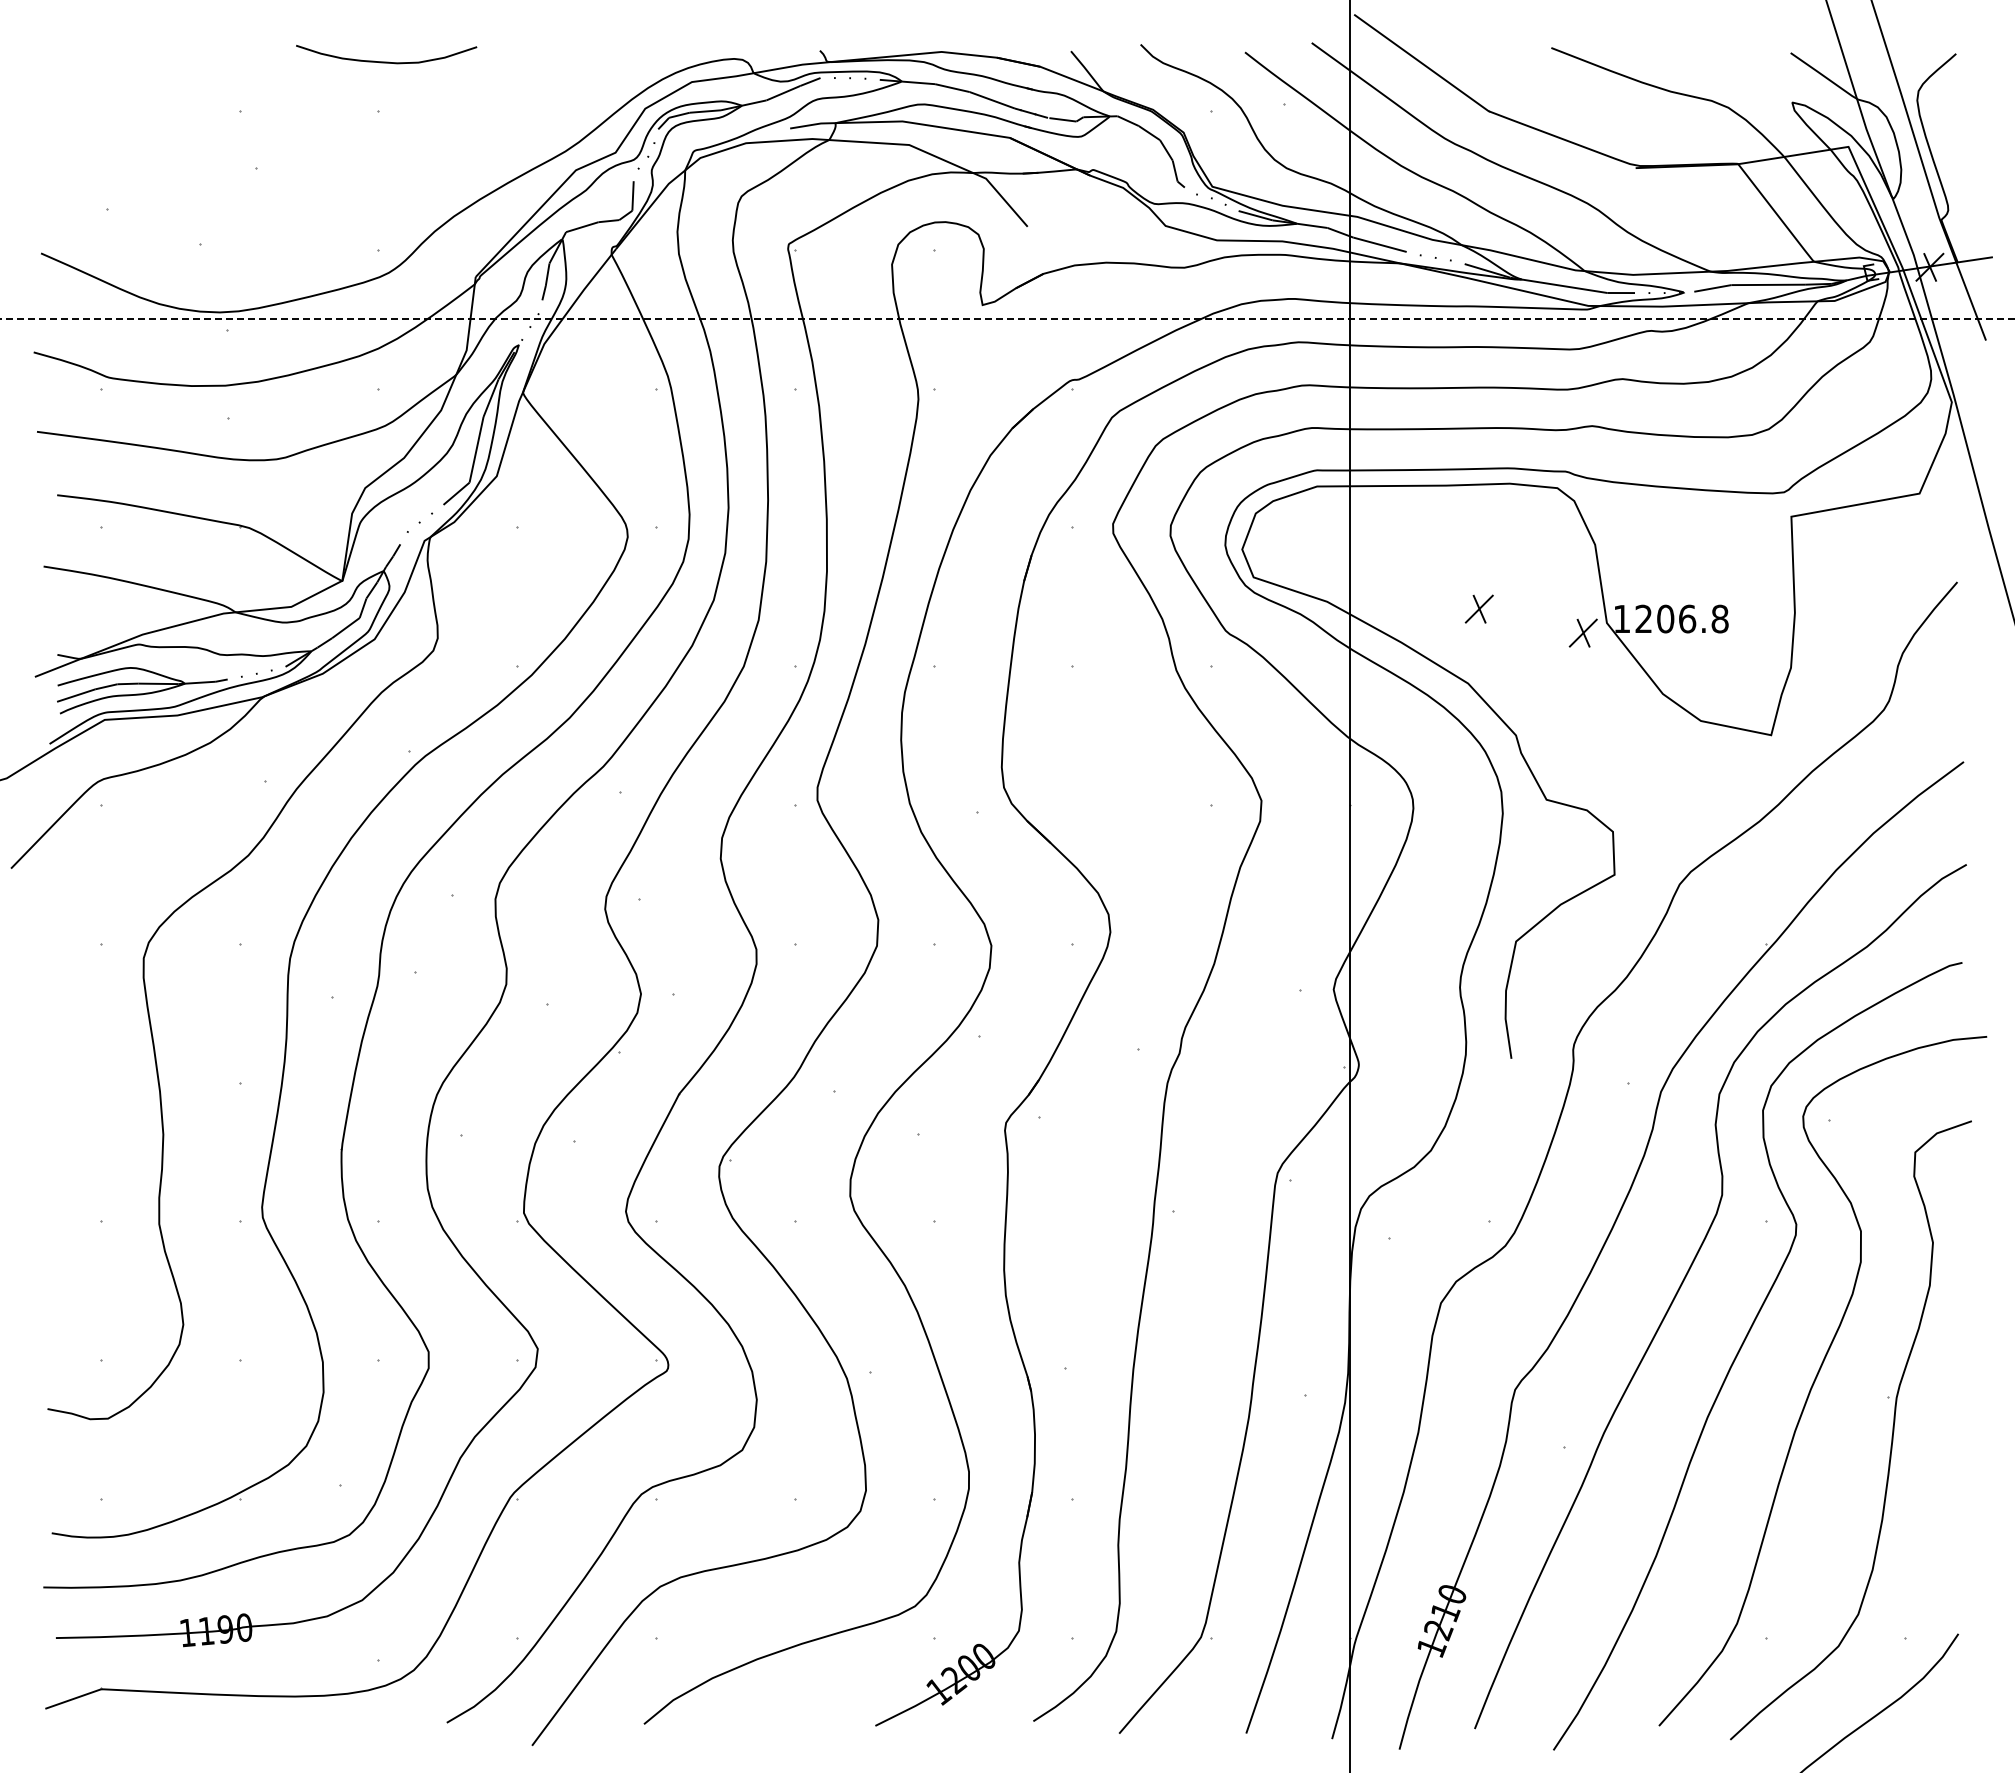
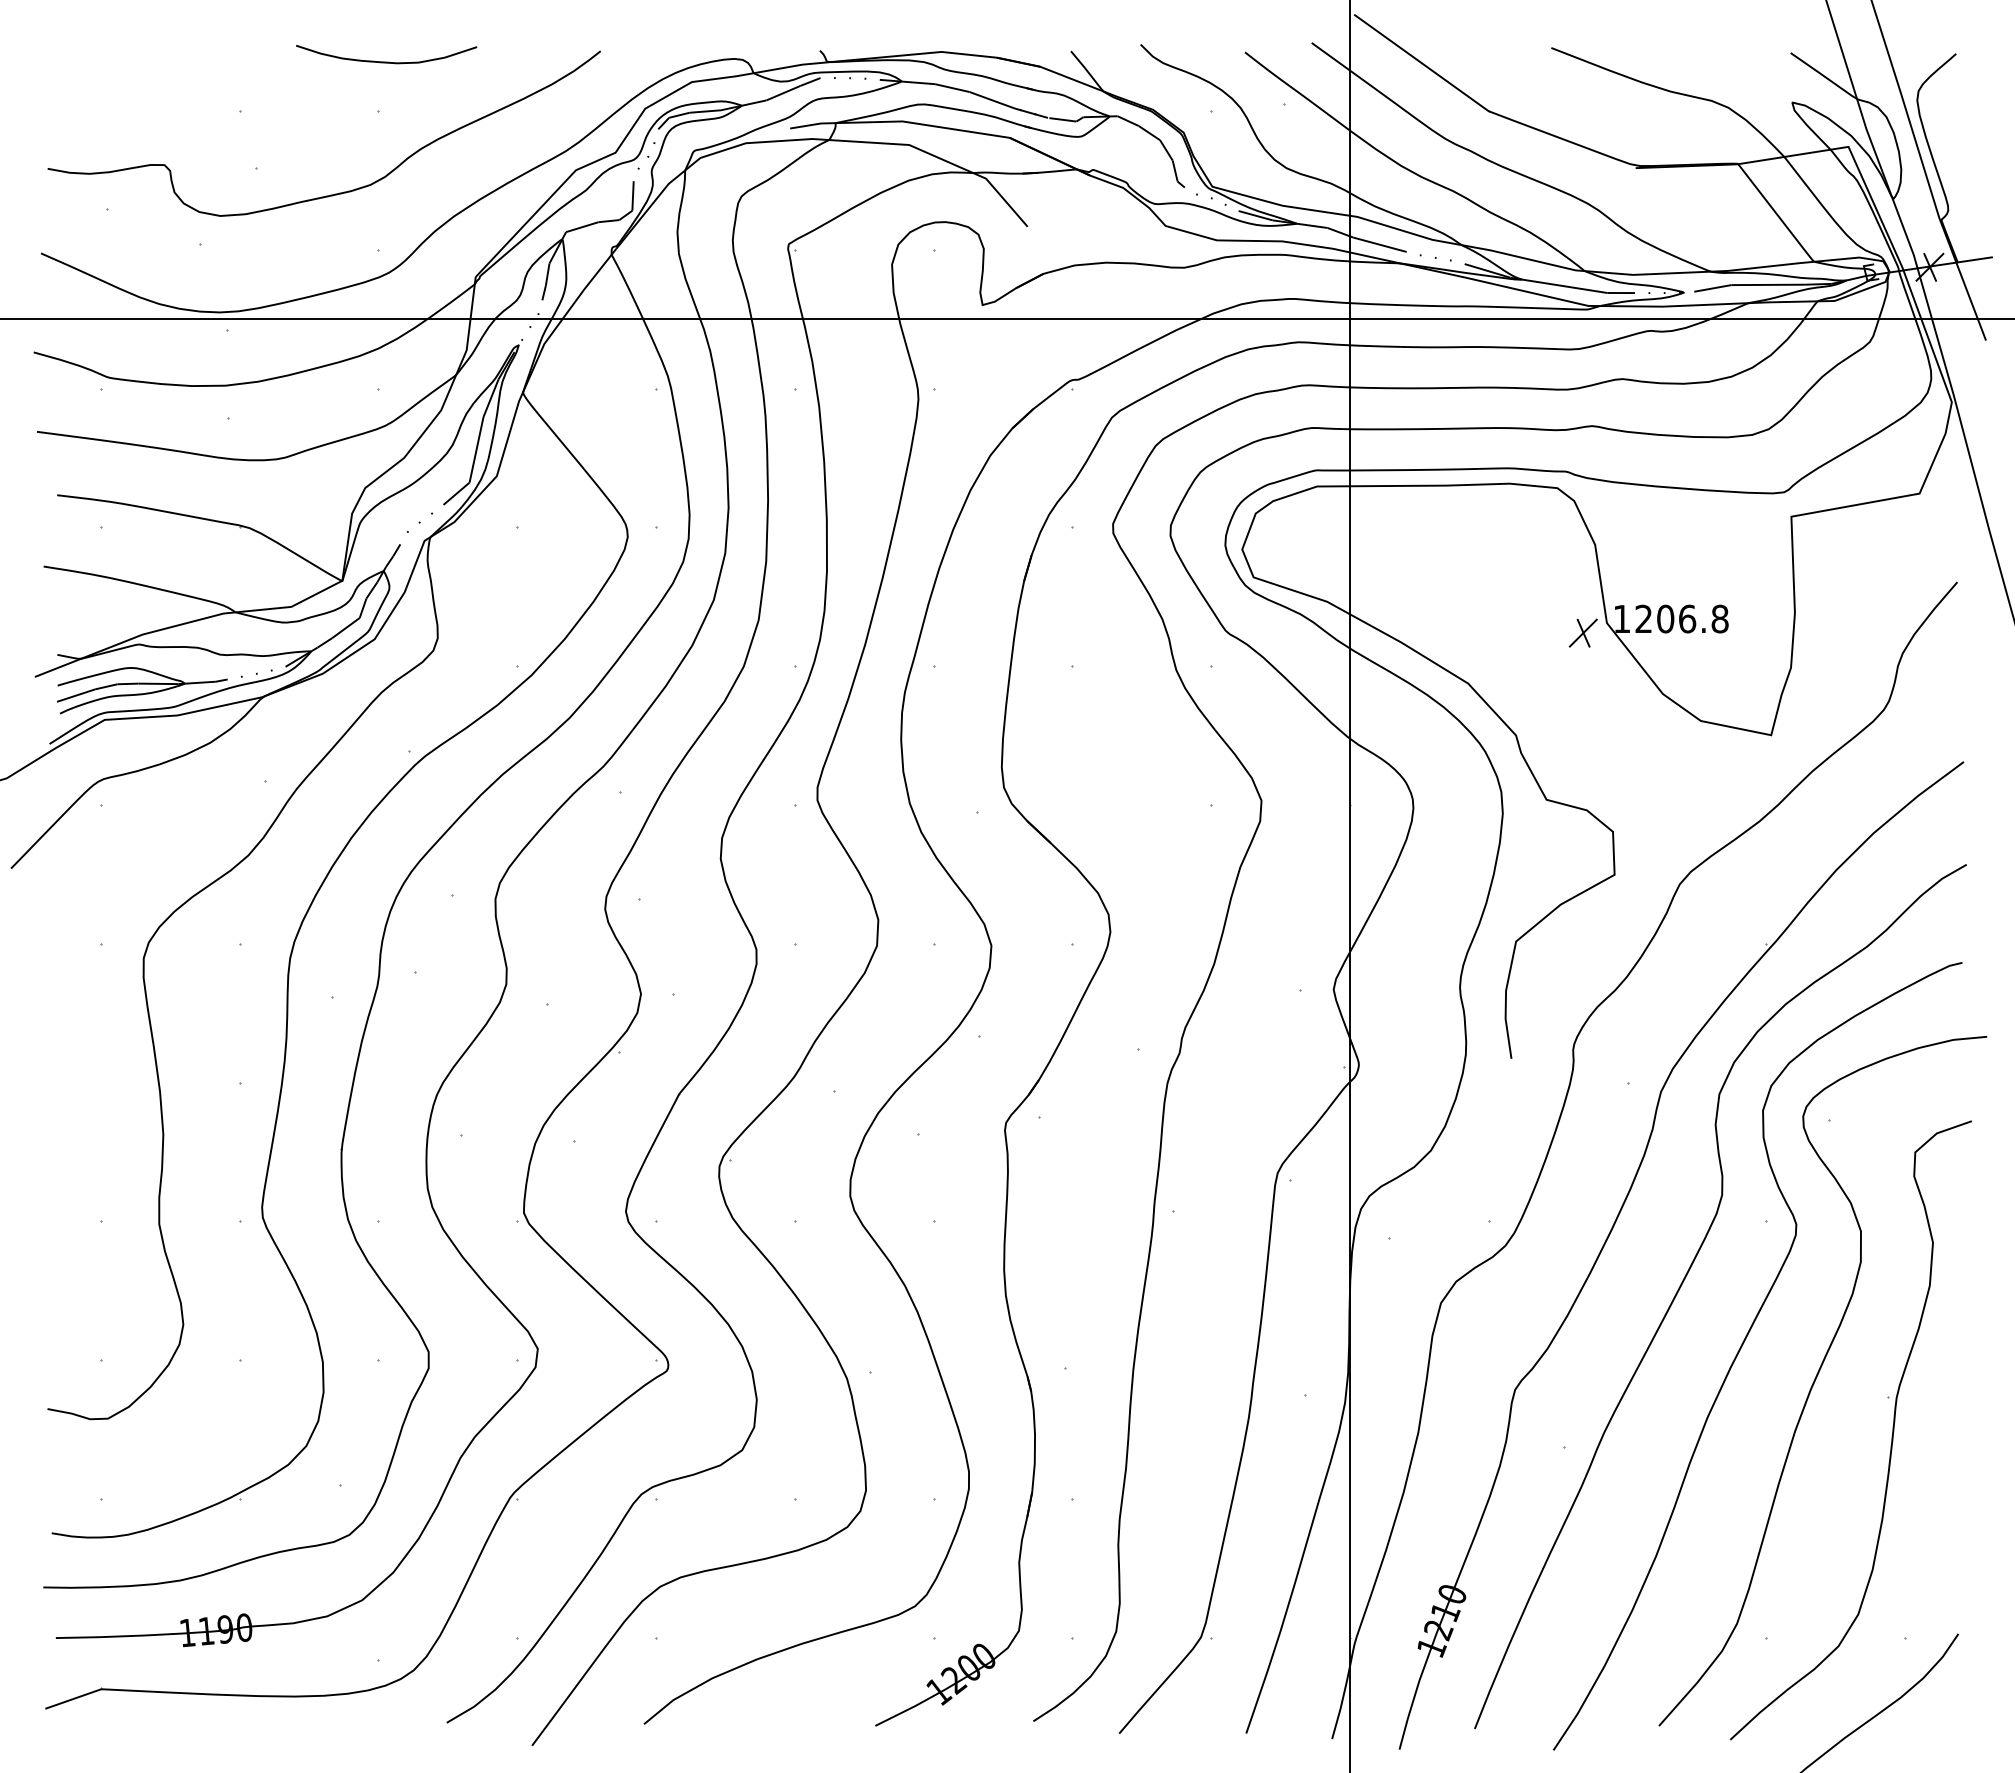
curve: none -> present (339, 192)
line: dashed -> solid (1008, 319)
part: present -> none (1478, 608)
